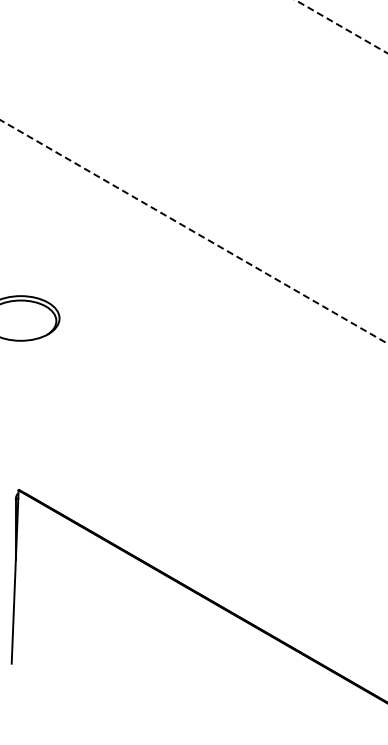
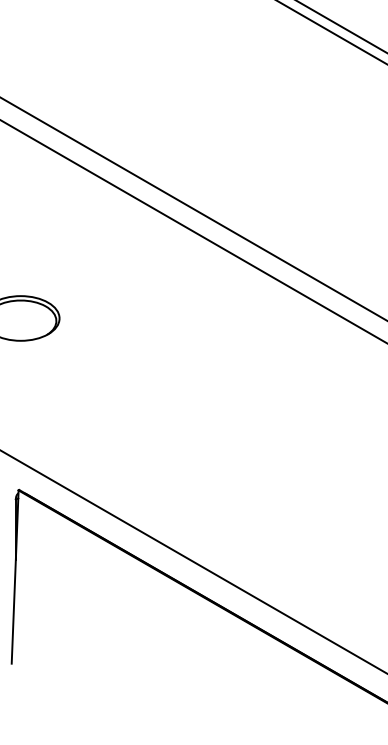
line: dashed -> solid (341, 26)
line: none -> present (331, 32)
line: none -> present (193, 208)
line: dashed -> solid (194, 231)
line: none -> present (193, 561)
